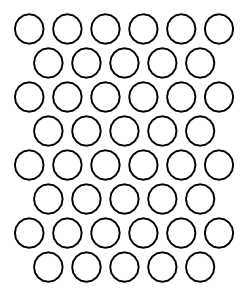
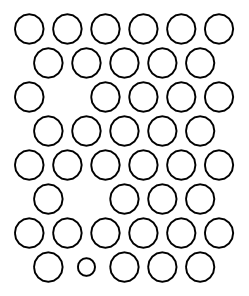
part: present -> none (67, 96)
part: present -> none (86, 198)
part size: 31x32 px -> 19x20 px (86, 266)
